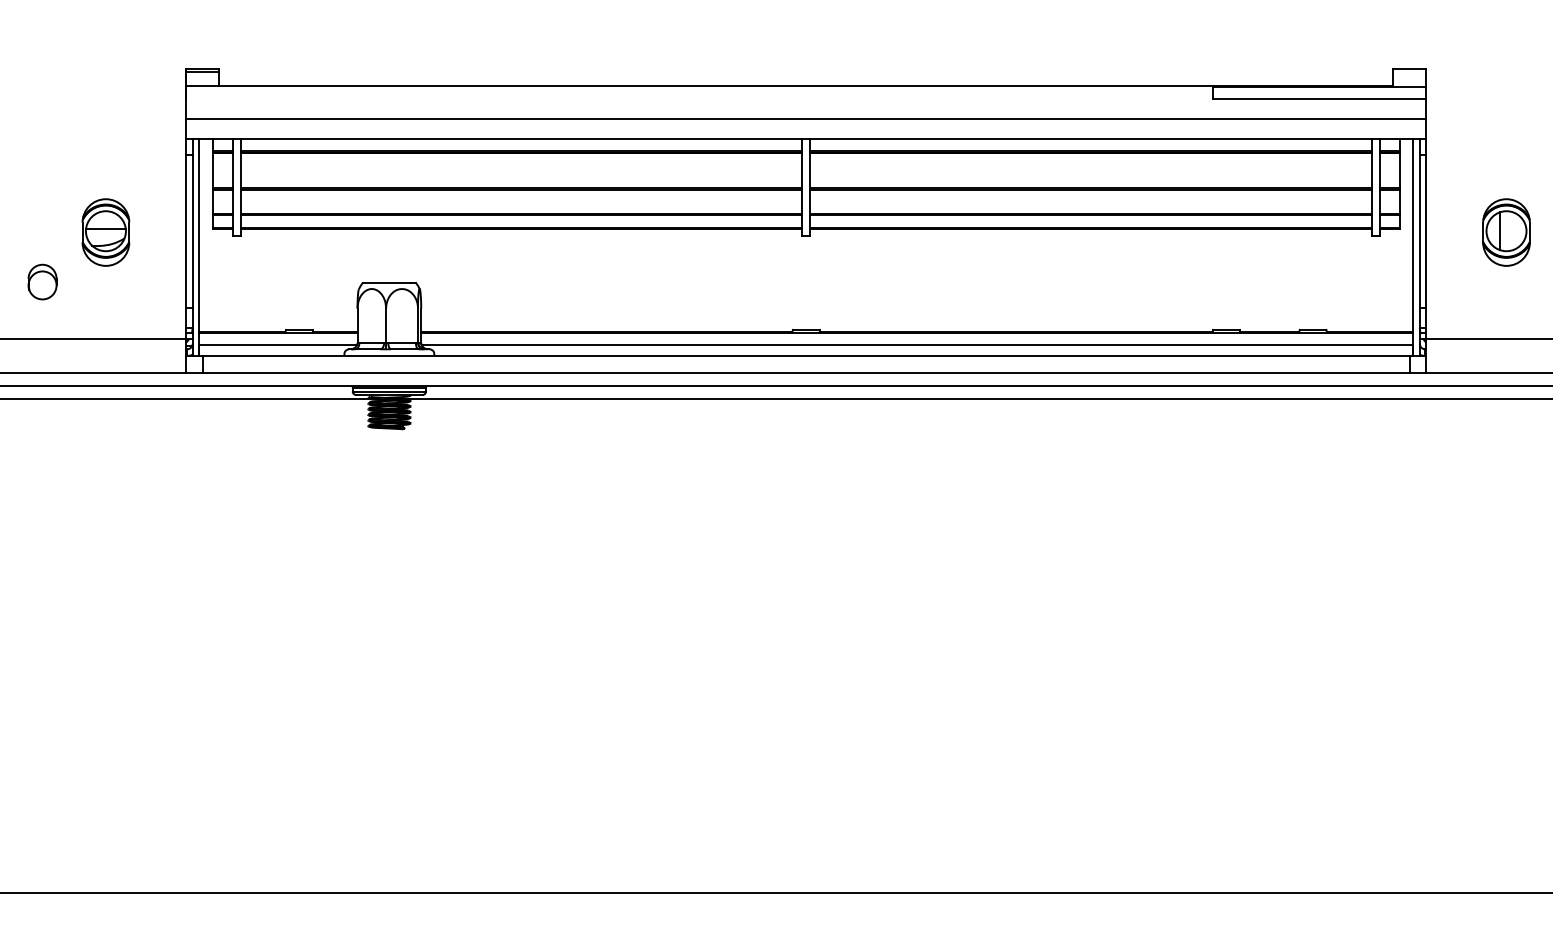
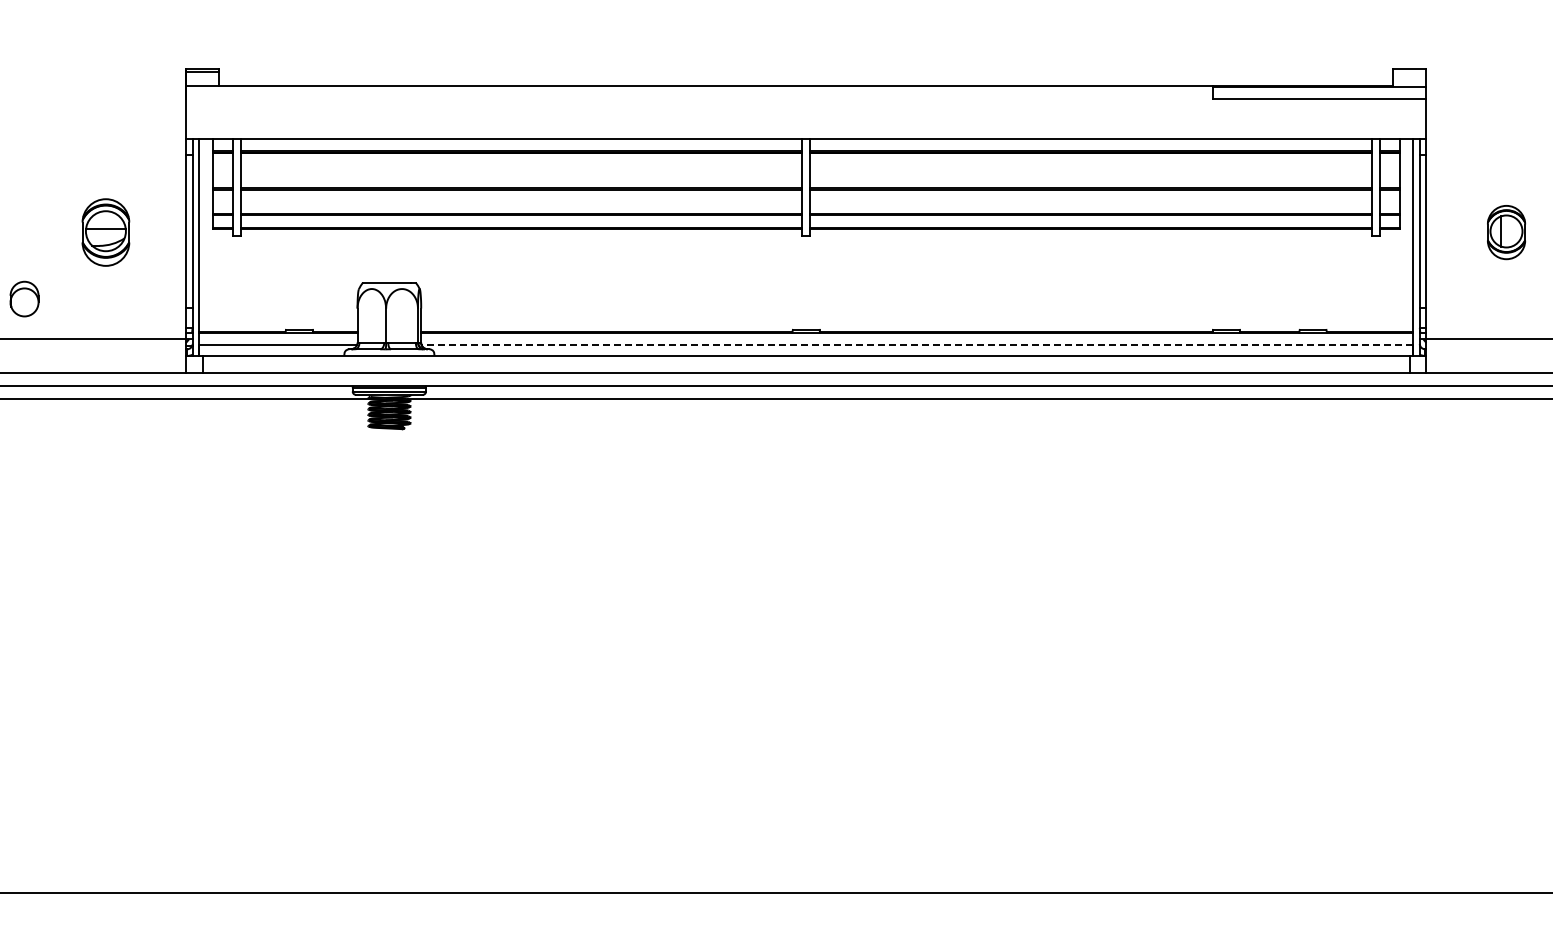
line: present -> none (805, 119)
part size: 49x69 px -> 40x56 px (1506, 232)
part position: (42, 281) -> (24, 298) (24, 298)
line: solid -> dashed (917, 344)
